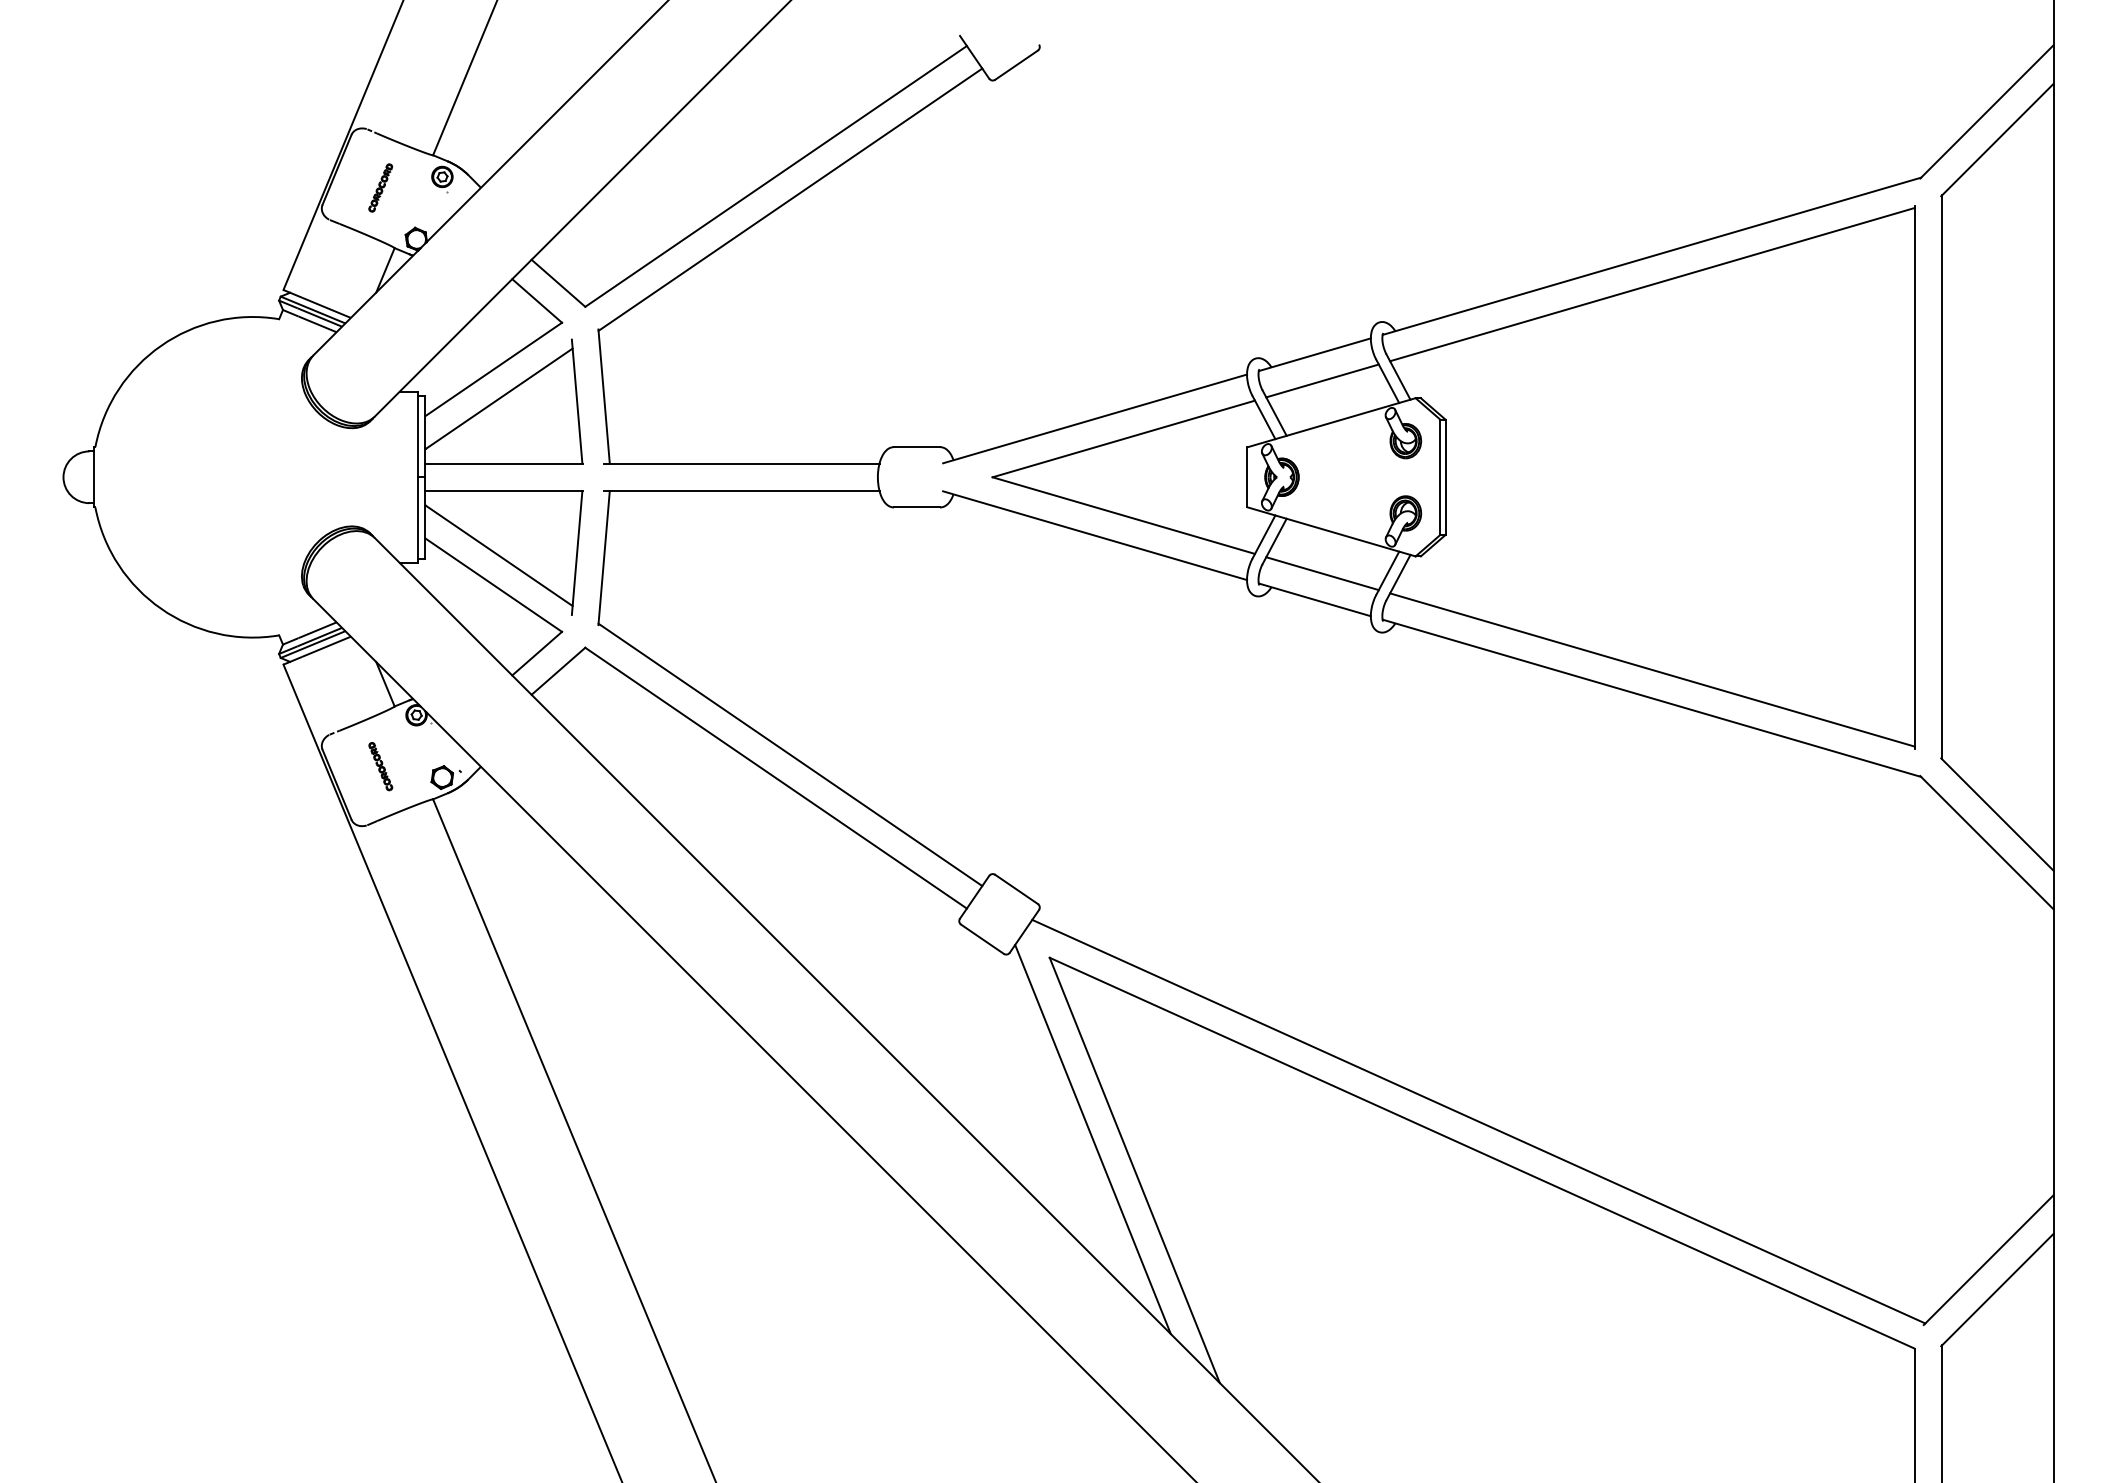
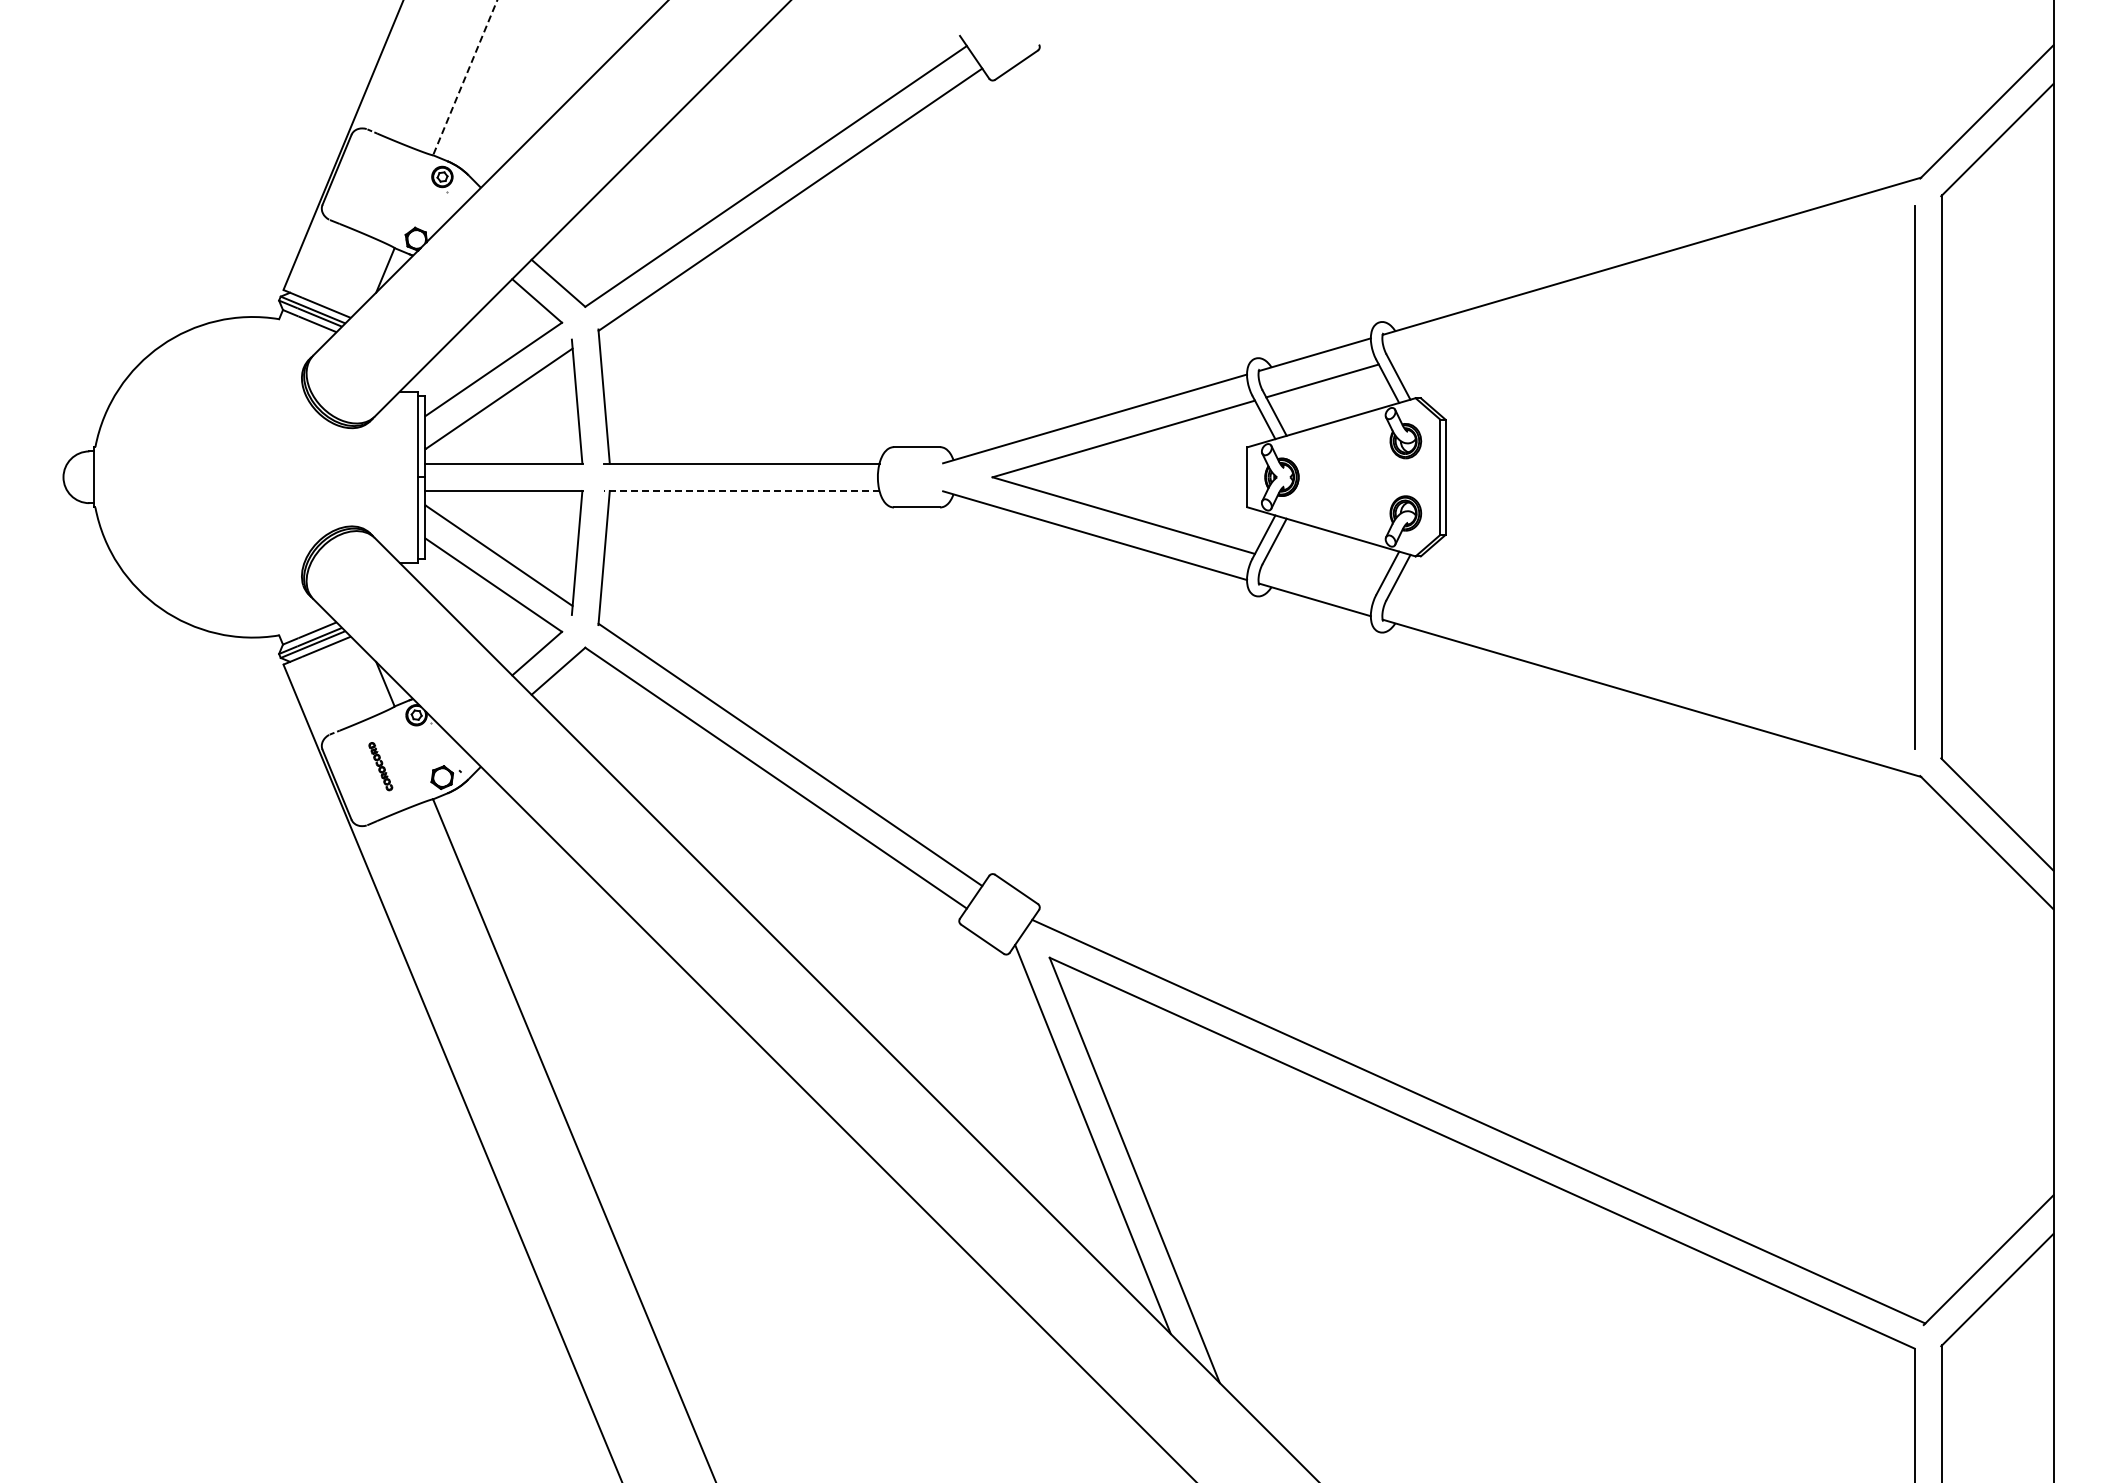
line: solid -> dashed (465, 77)
part: present -> none (380, 187)
line: present -> none (1652, 284)
line: solid -> dashed (741, 490)
line: present -> none (1322, 573)
line: present -> none (1652, 669)
